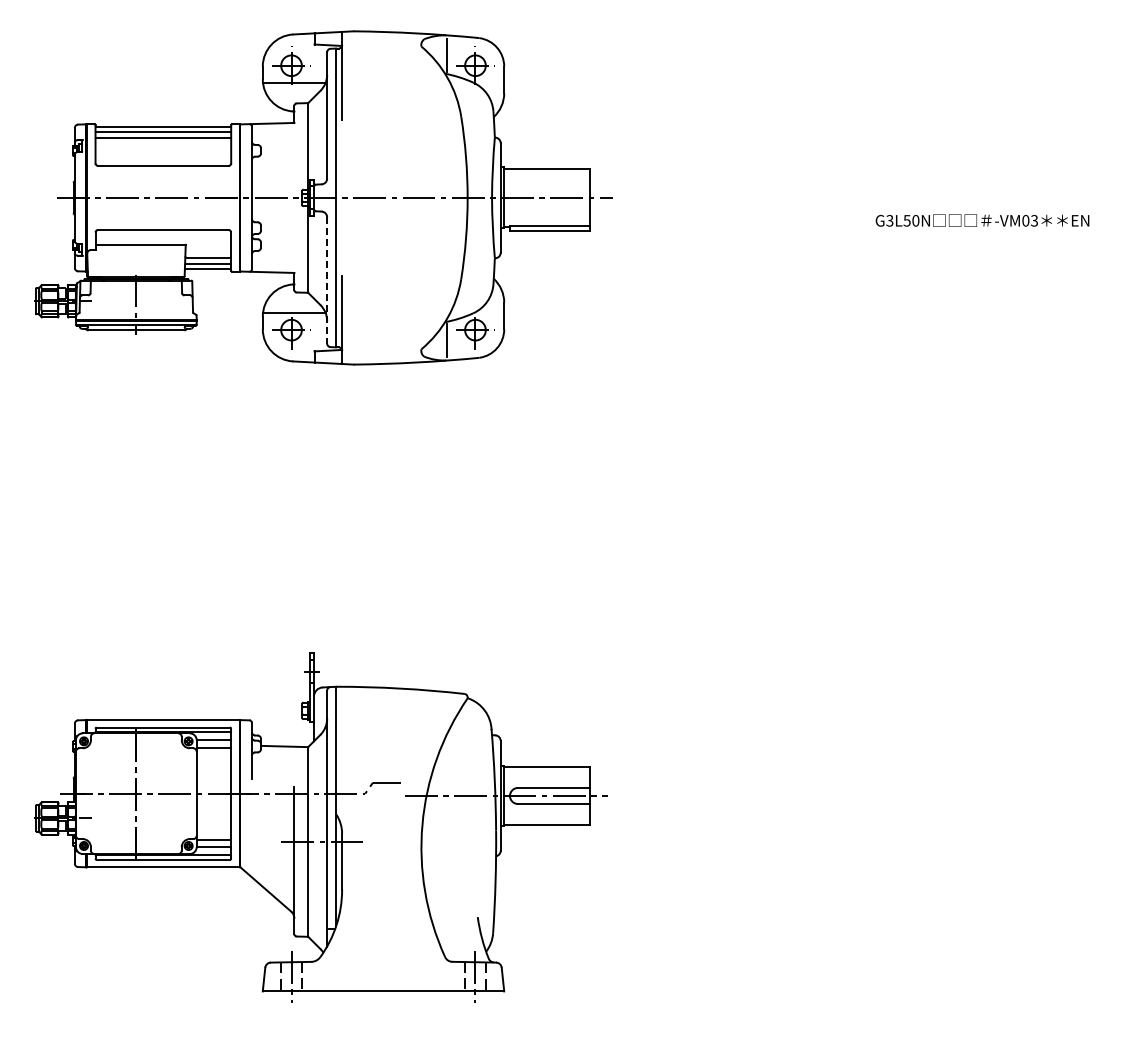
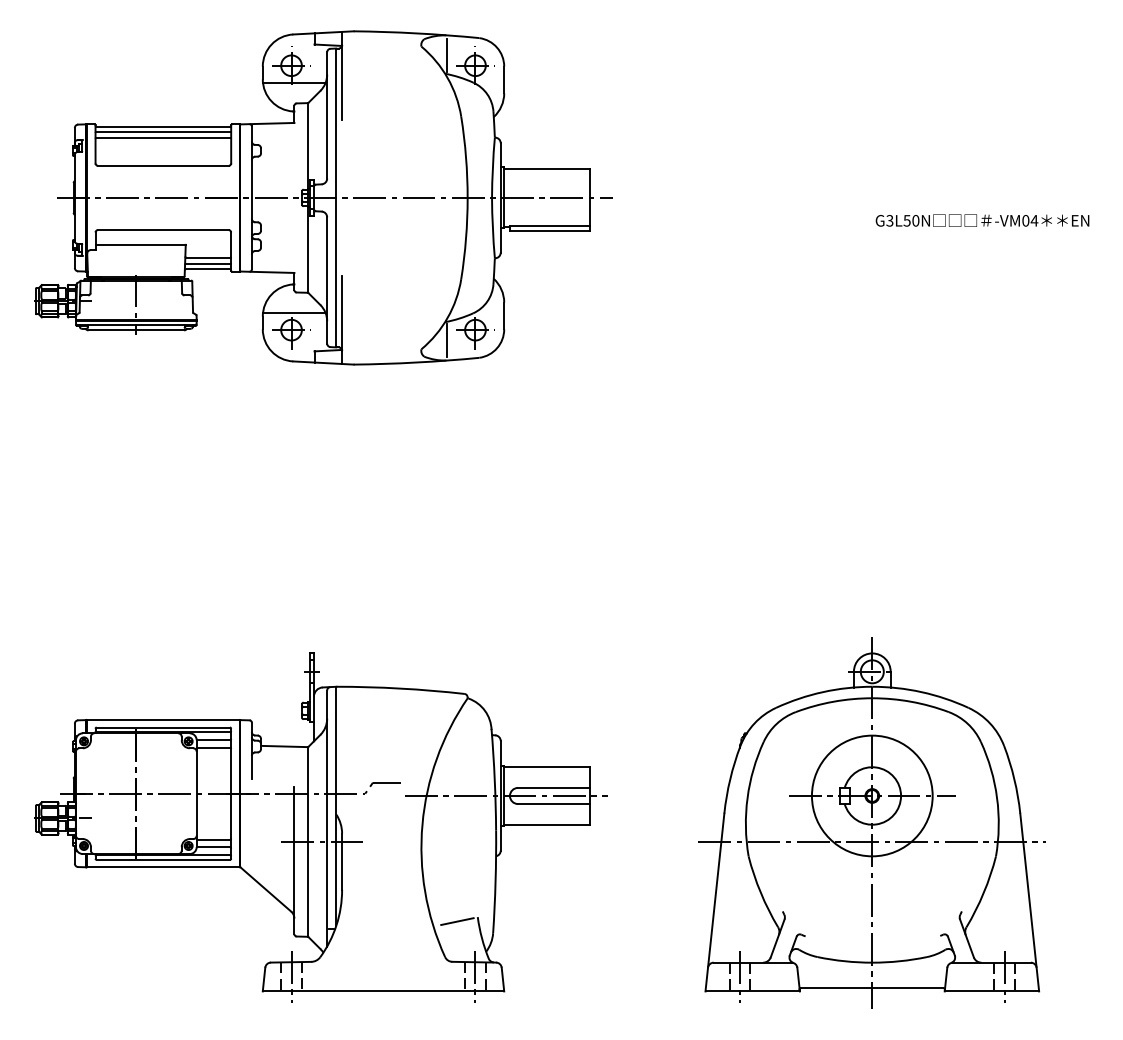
text: -VM03 -> -VM04 (1034, 220)
line: dashed -> solid (327, 280)
part: none -> present (871, 822)
line: none -> present (457, 921)
